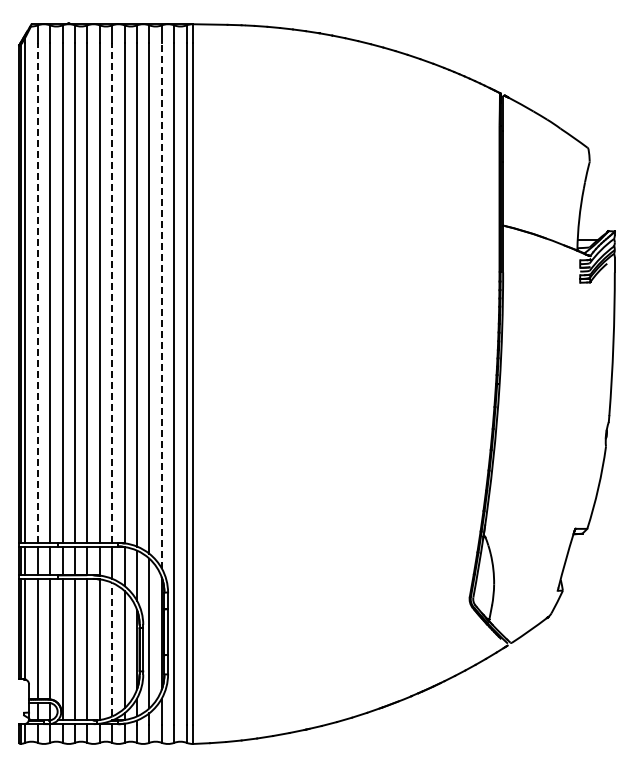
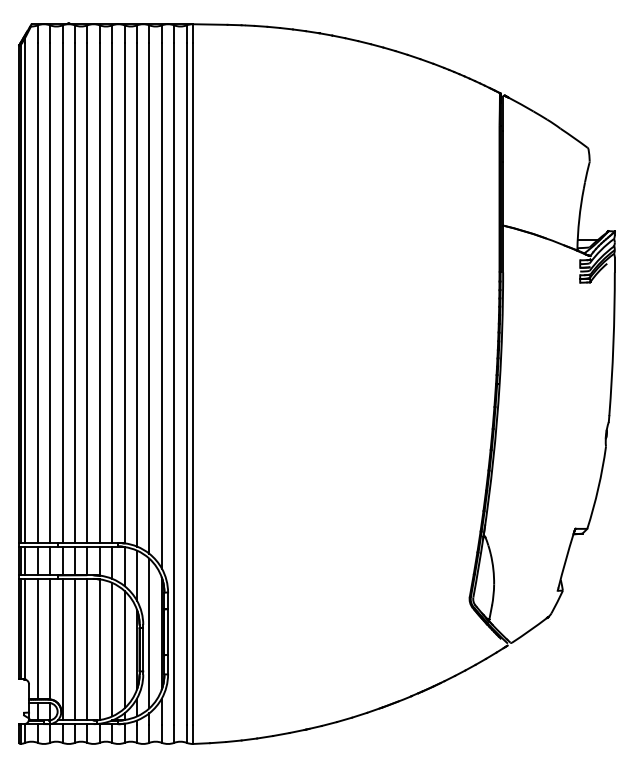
line: dashed -> solid (37, 293)
line: dashed -> solid (112, 293)
line: dashed -> solid (161, 305)
line: dashed -> solid (112, 649)
